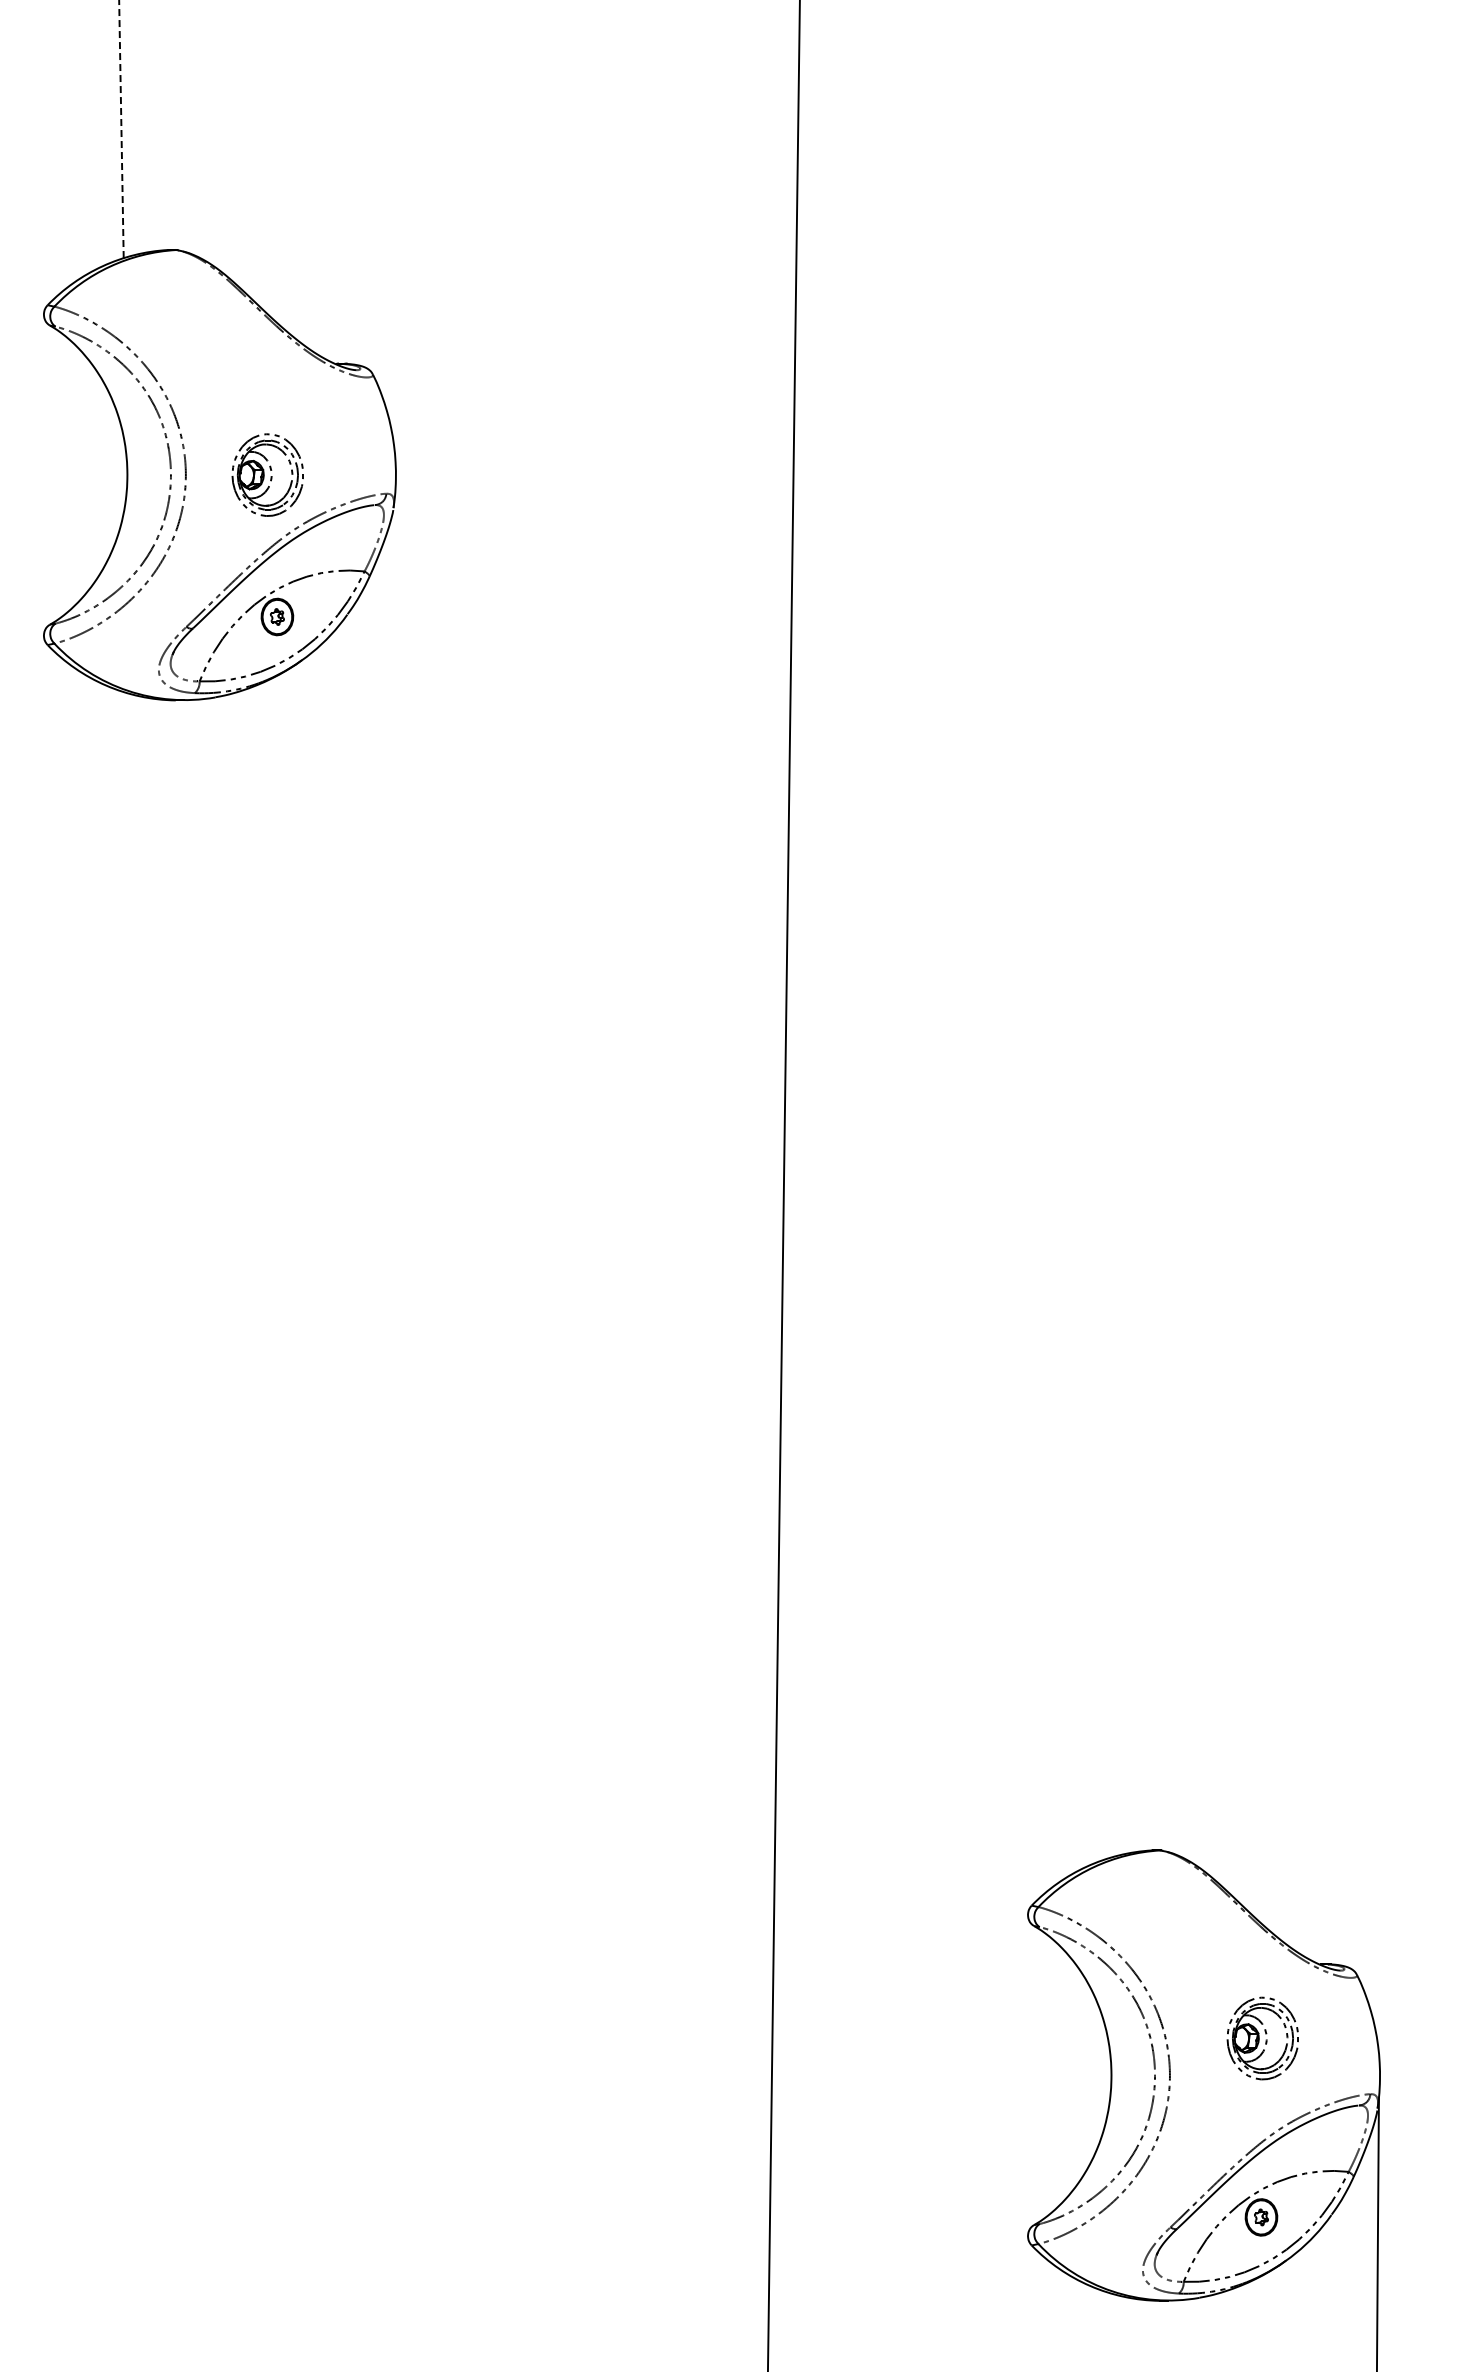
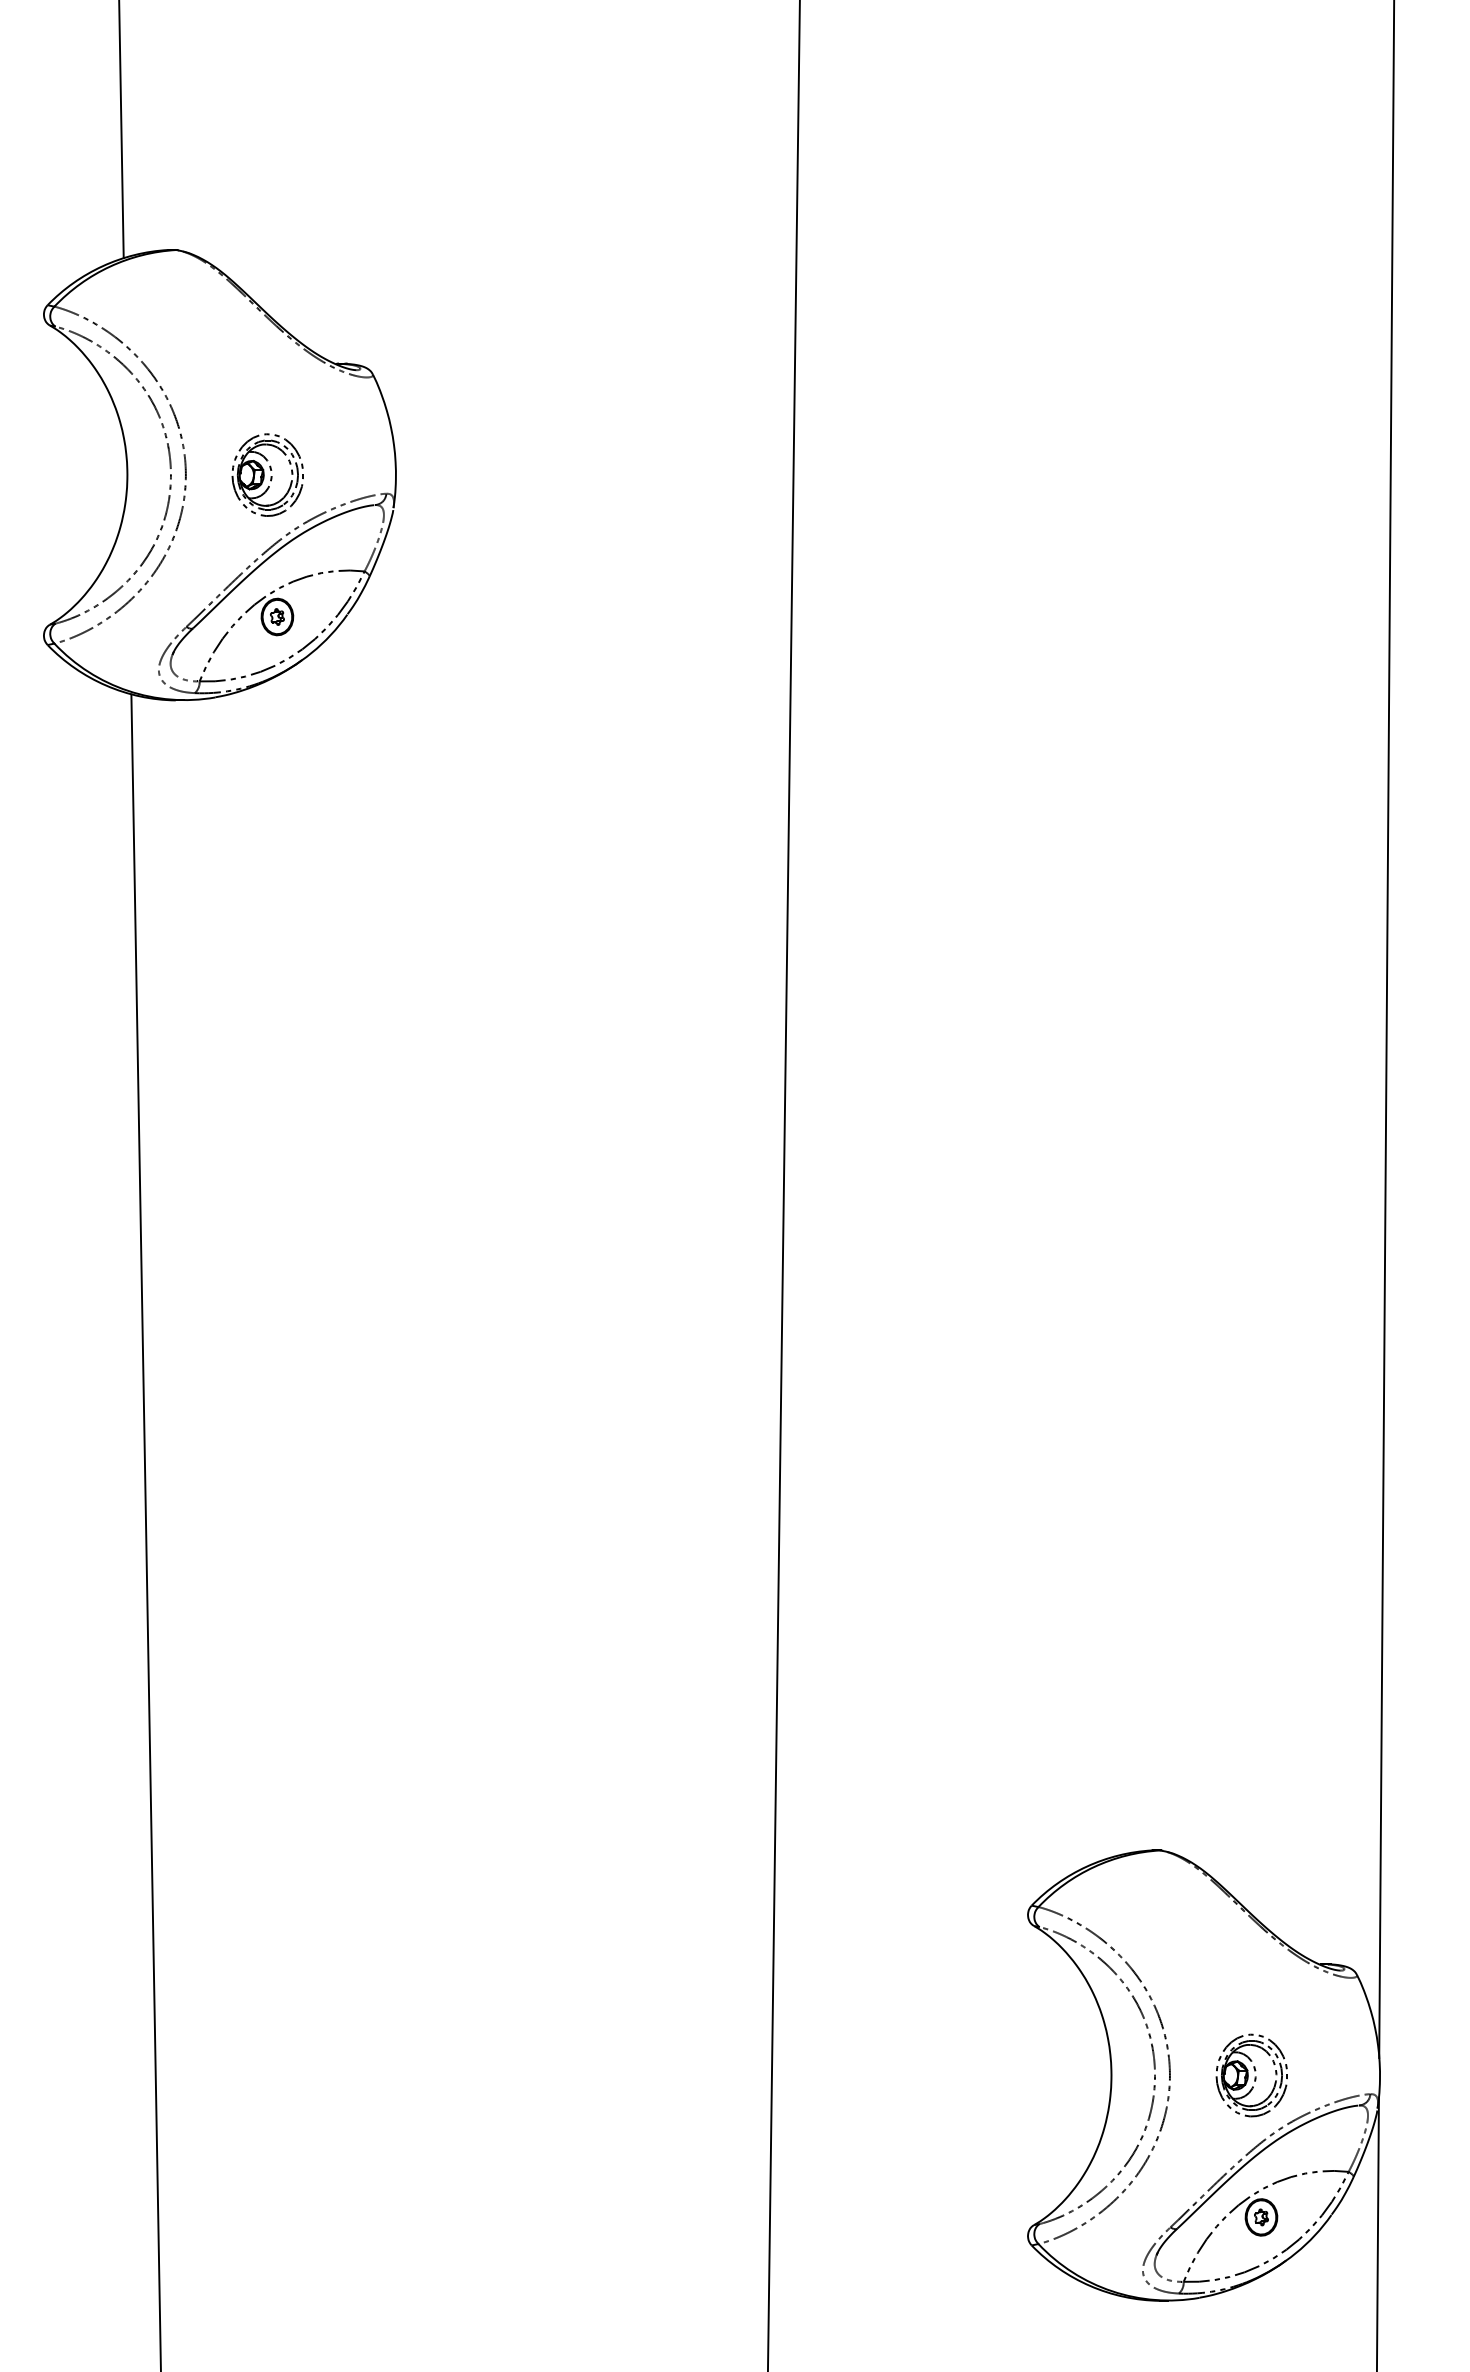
line: dashed -> solid (121, 129)
line: none -> present (1386, 1030)
line: none -> present (145, 1531)
part position: (1262, 2038) -> (1251, 2075) (1251, 2075)
